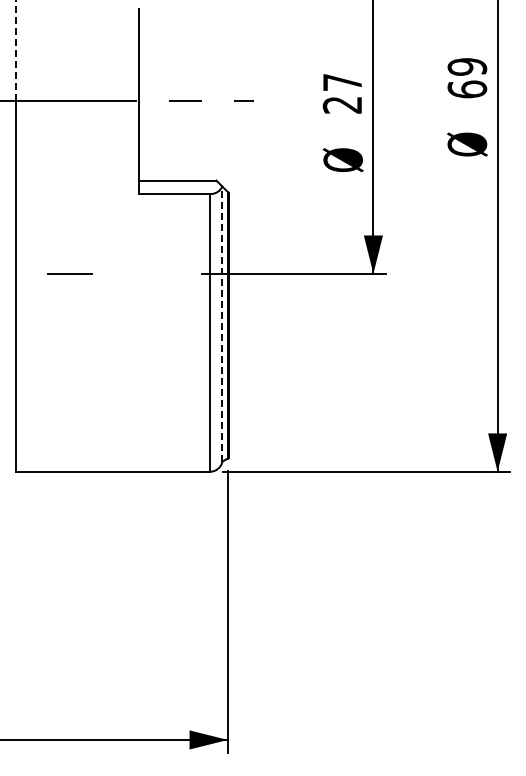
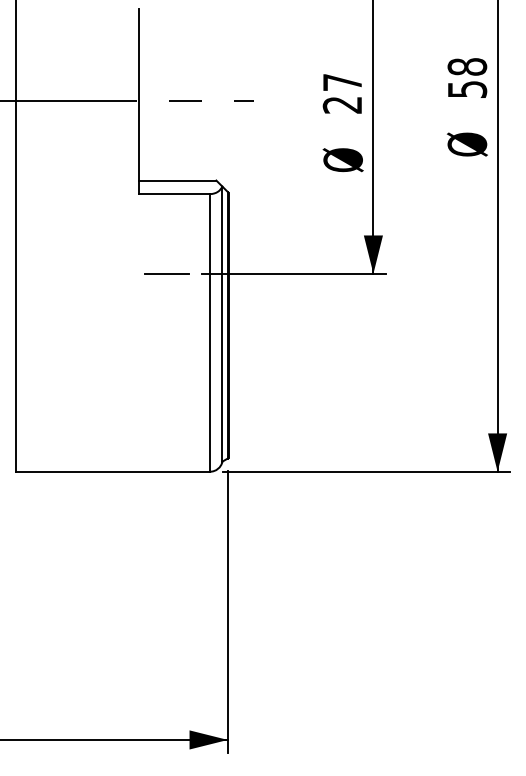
line: dashed -> solid (15, 50)
text: 69 -> 58 (467, 78)
line position: (69, 273) -> (166, 273) (166, 273)
line: dashed -> solid (222, 323)
